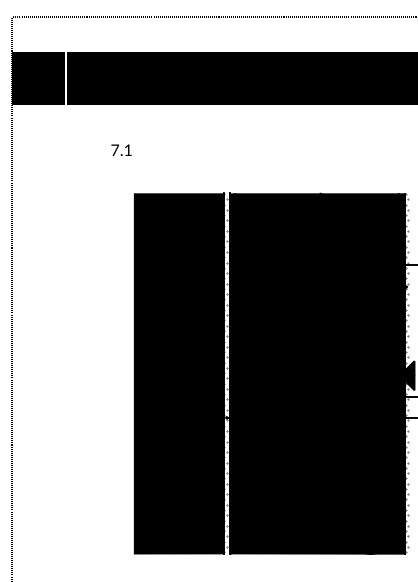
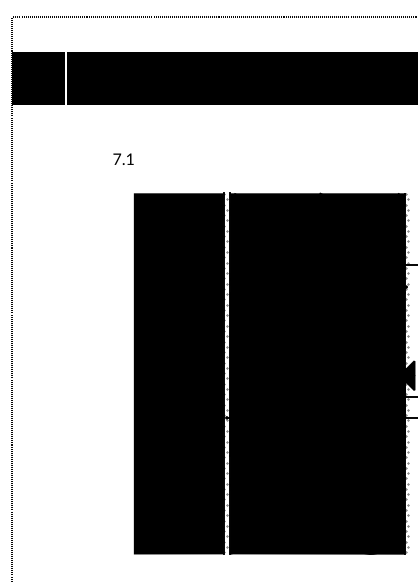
text position: (121, 149) -> (123, 158) (123, 158)
